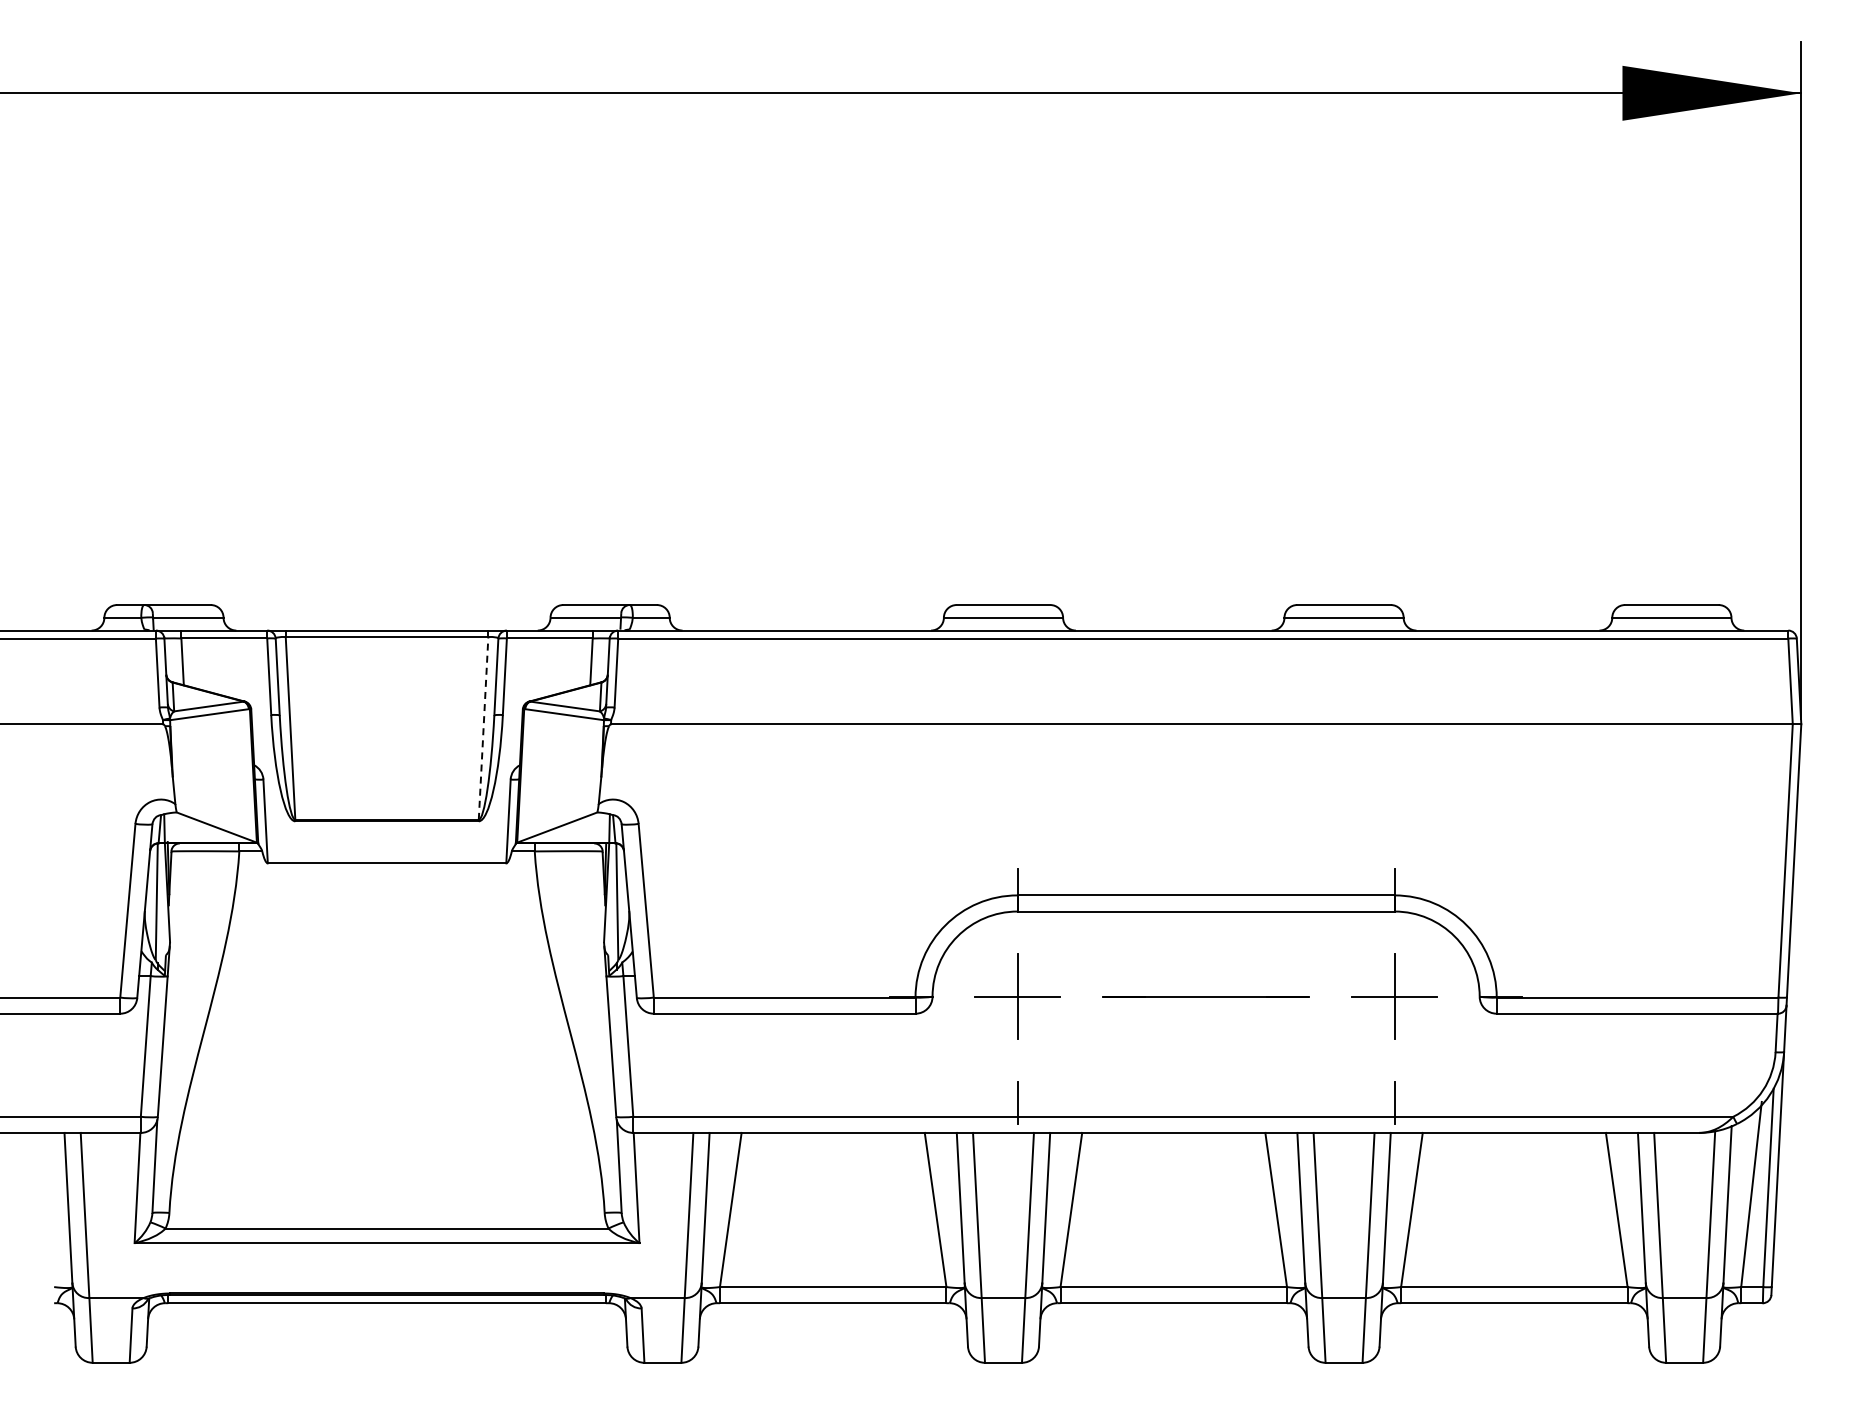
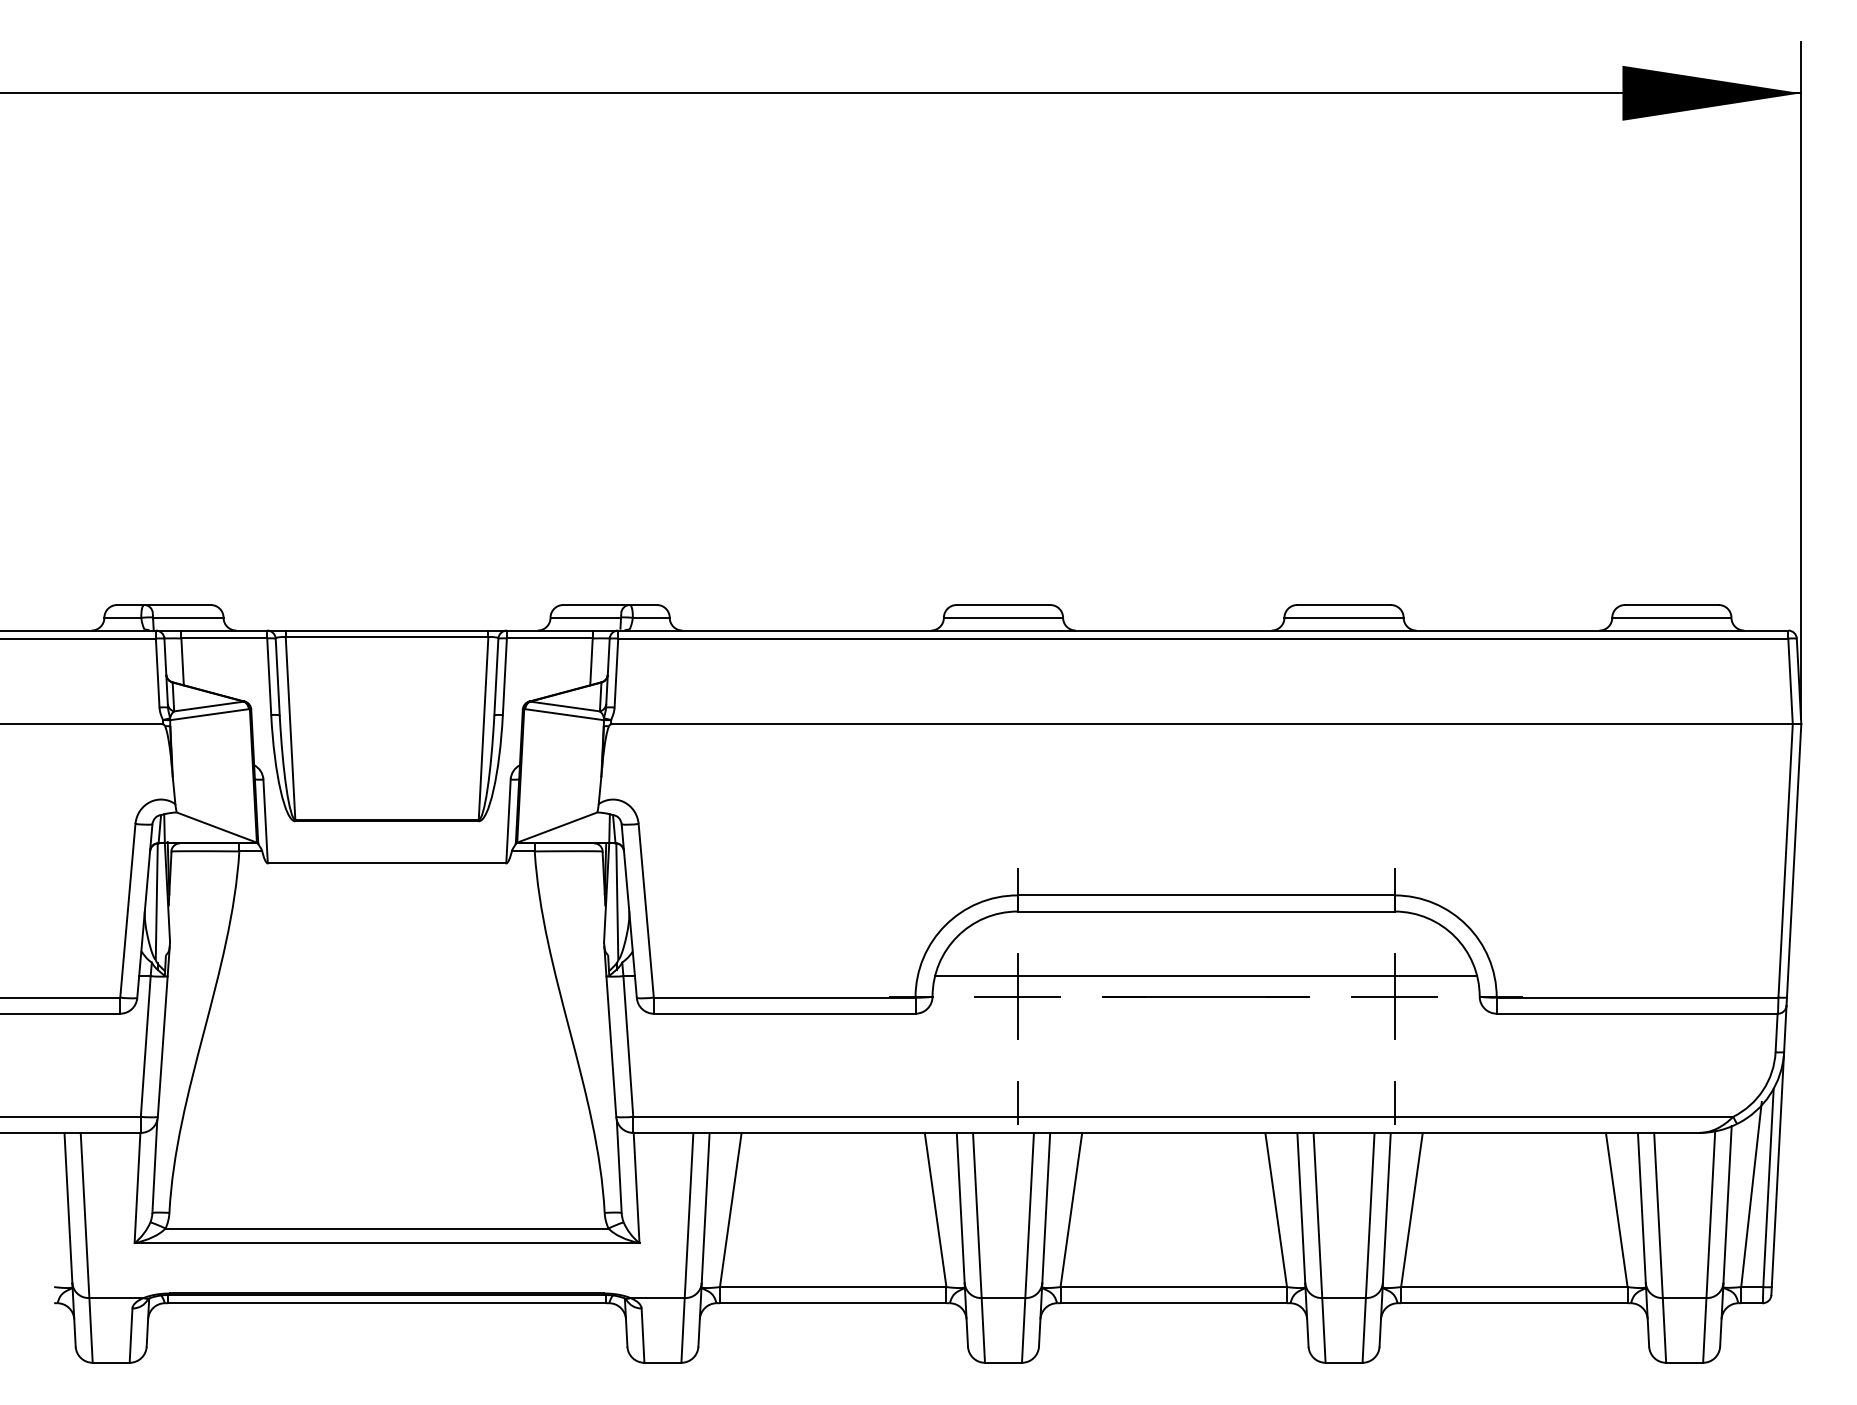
line: dashed -> solid (483, 728)
line: none -> present (1206, 976)
